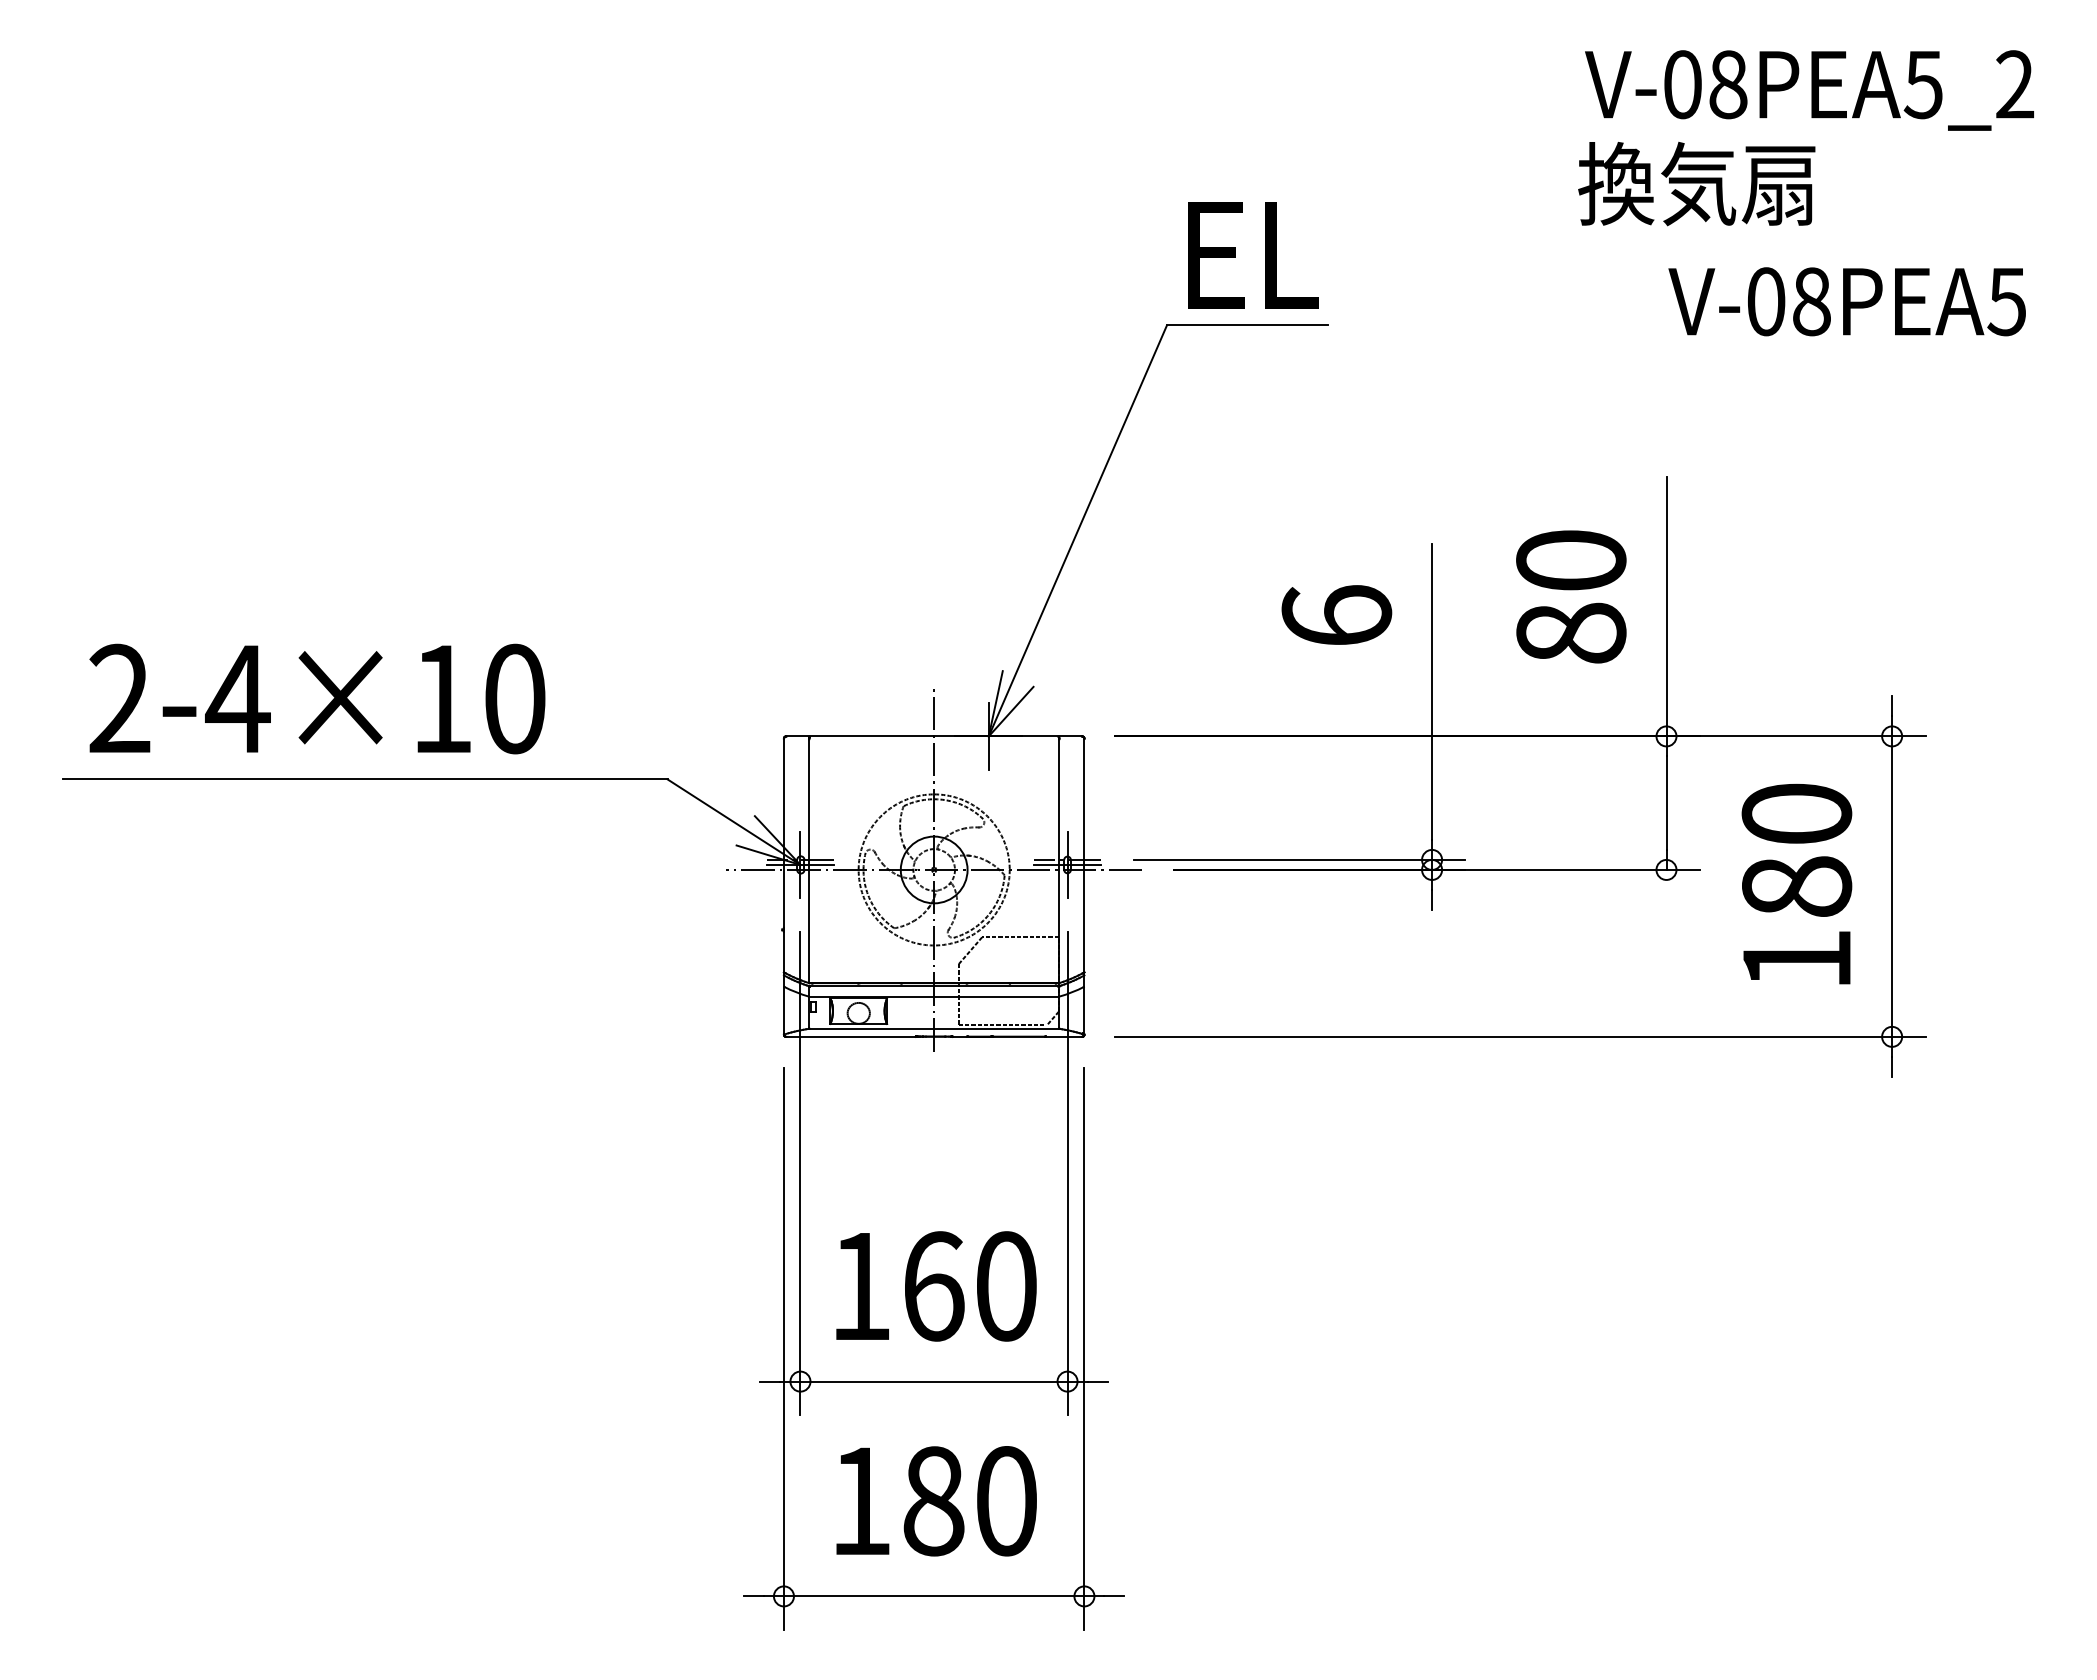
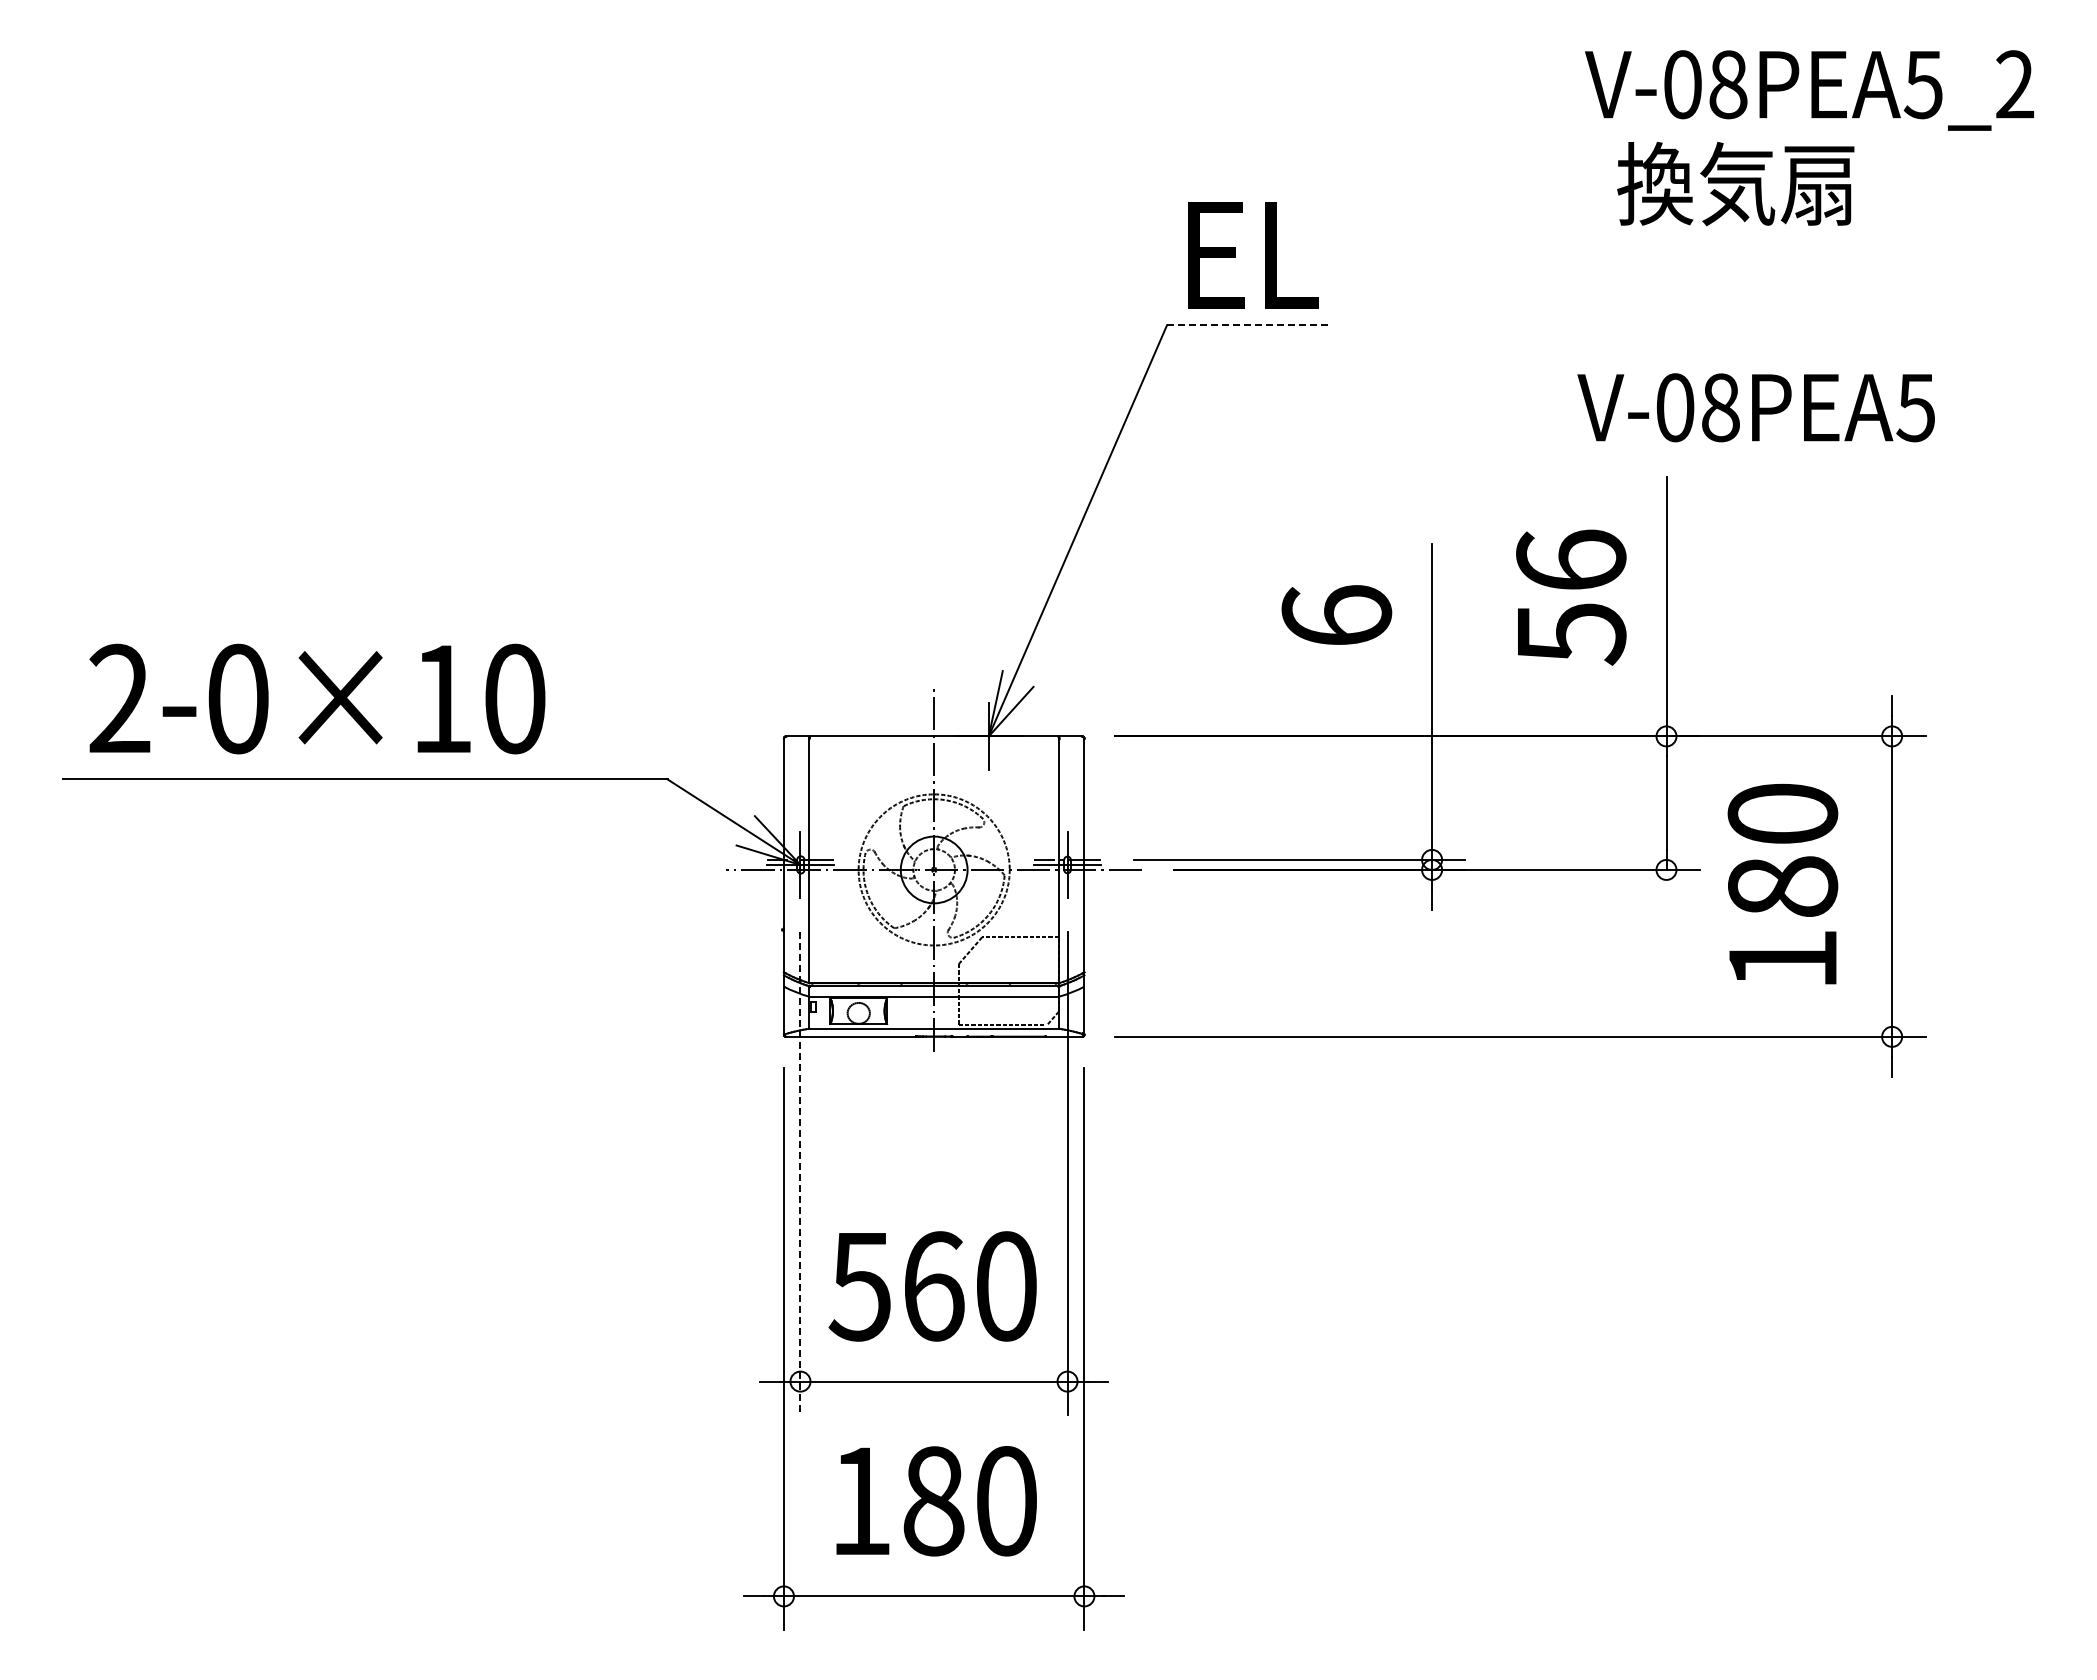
text position: (1696, 183) -> (1735, 183) (1735, 183)
text position: (1846, 301) -> (1755, 407) (1755, 407)
line: solid -> dashed (1247, 325)
text: 80 -> 56 (1571, 597)
text: 2-4×10 -> 2-0×10 (237, 698)
text position: (1796, 883) -> (1782, 883) (1782, 883)
line: solid -> dashed (800, 1173)
text: 160 -> 560 (859, 1287)
